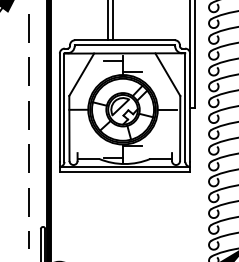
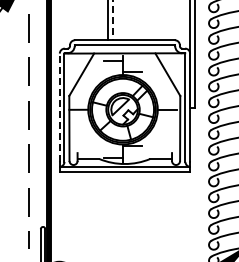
line: solid -> dashed (113, 20)
line: solid -> dashed (59, 107)
